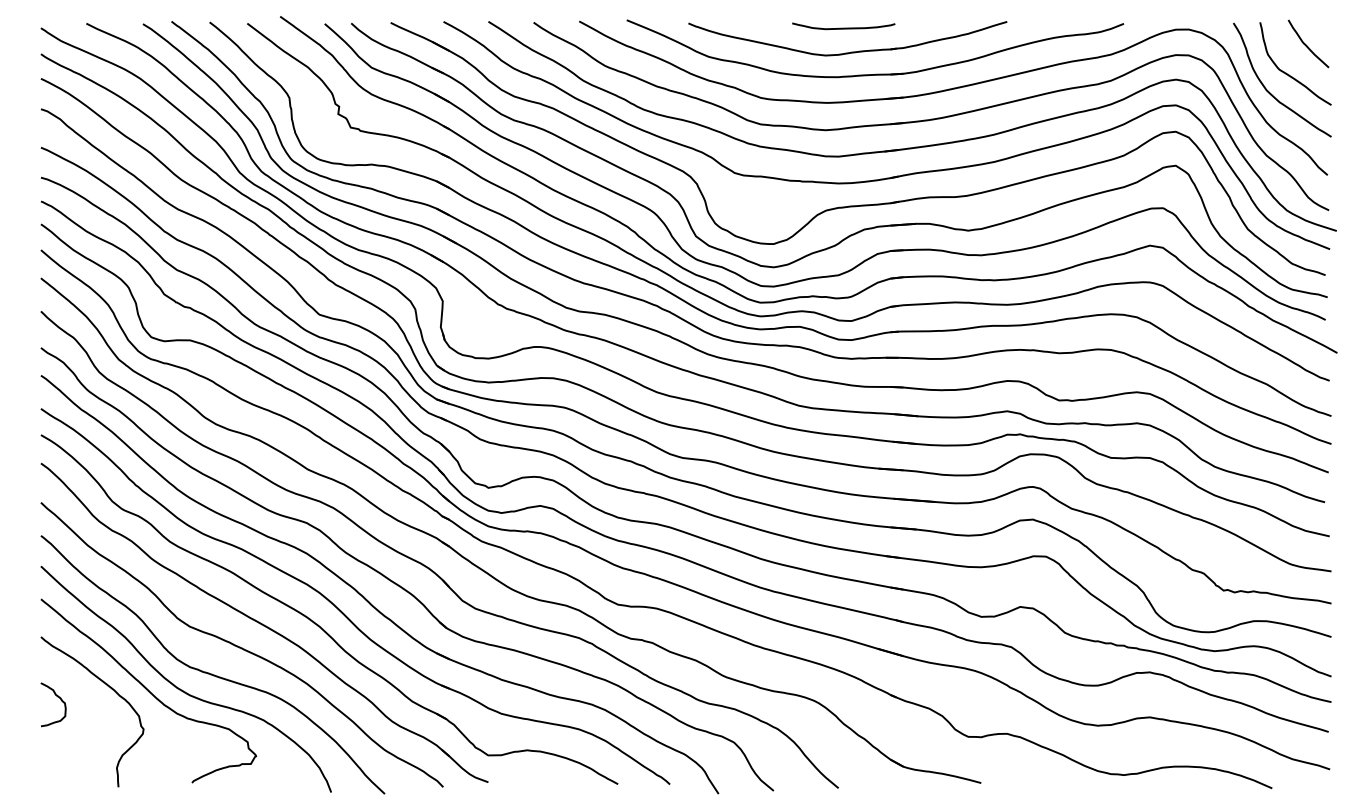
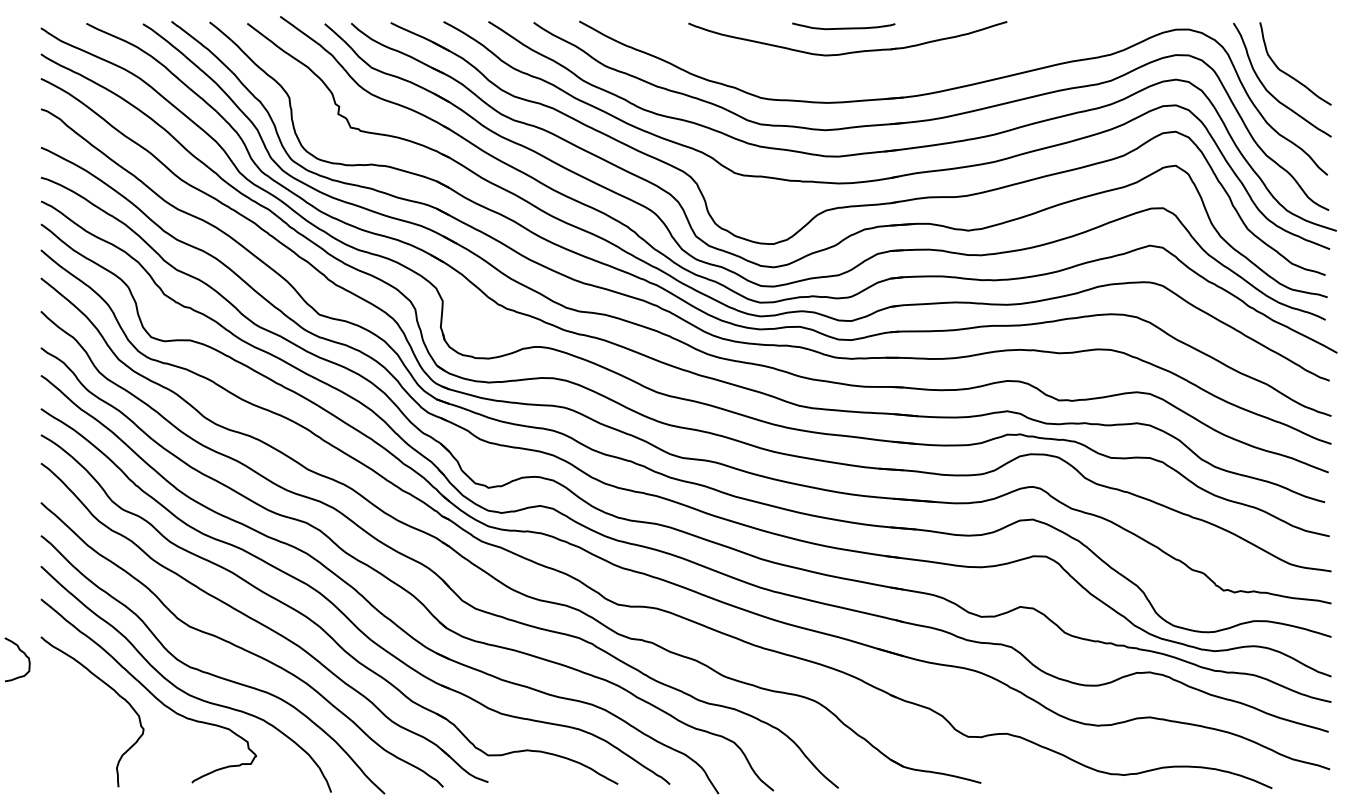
curve: present -> none (1306, 44)
part: present -> none (875, 73)
curve position: (57, 697) -> (21, 652) (21, 652)
